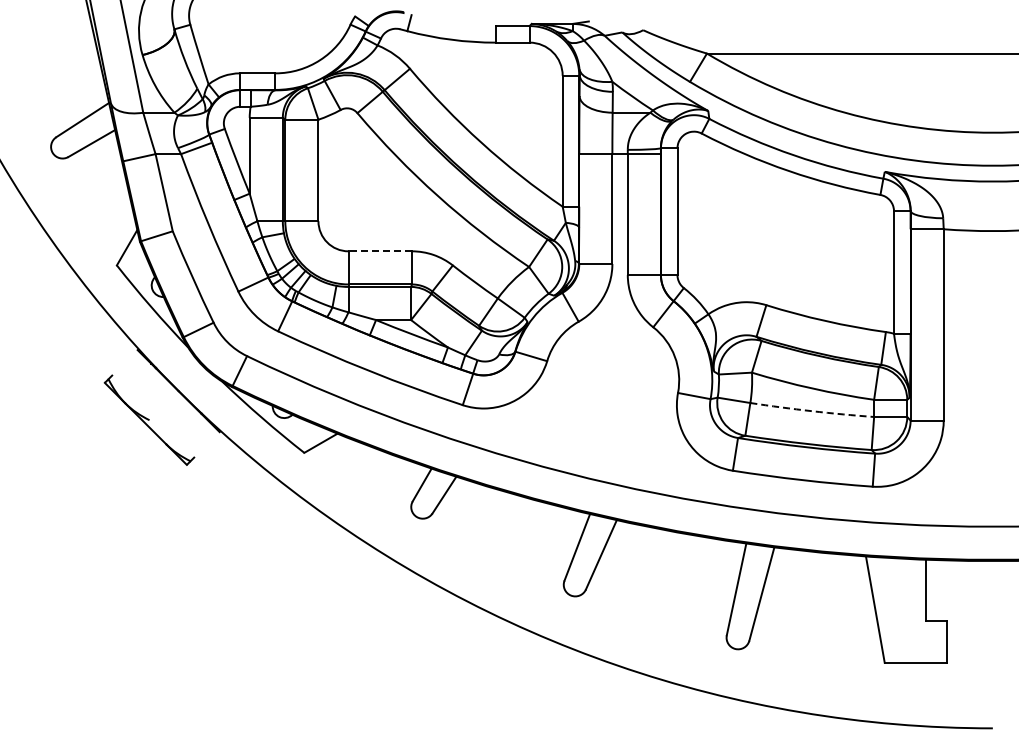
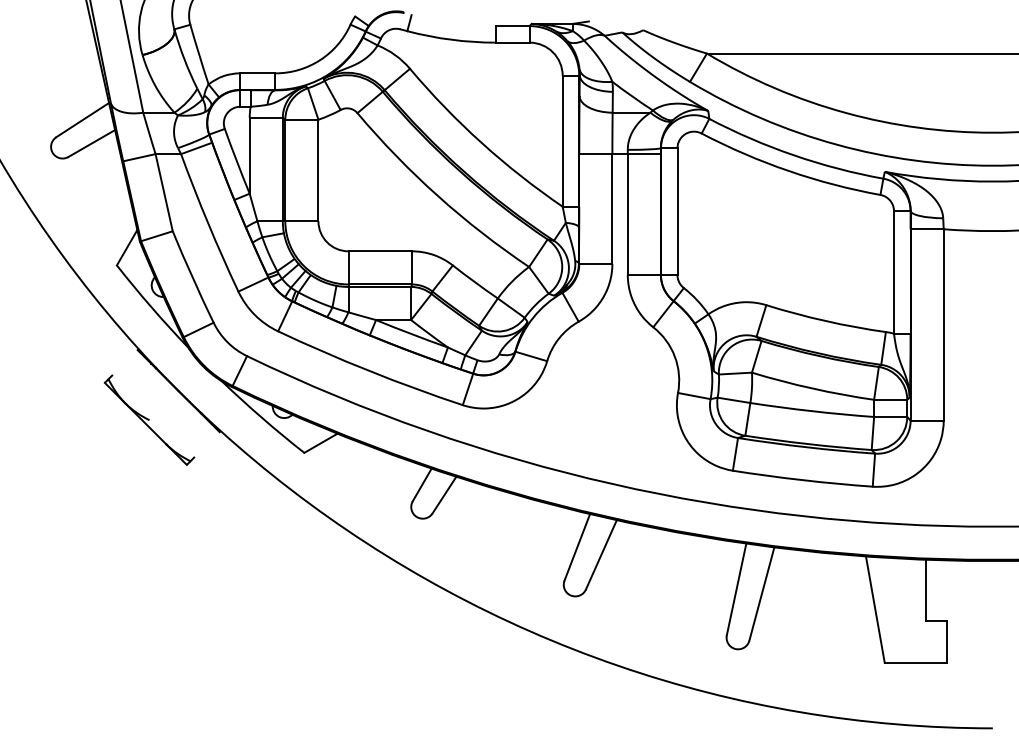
line: dashed -> solid (380, 251)
arc: dashed -> solid (812, 411)
